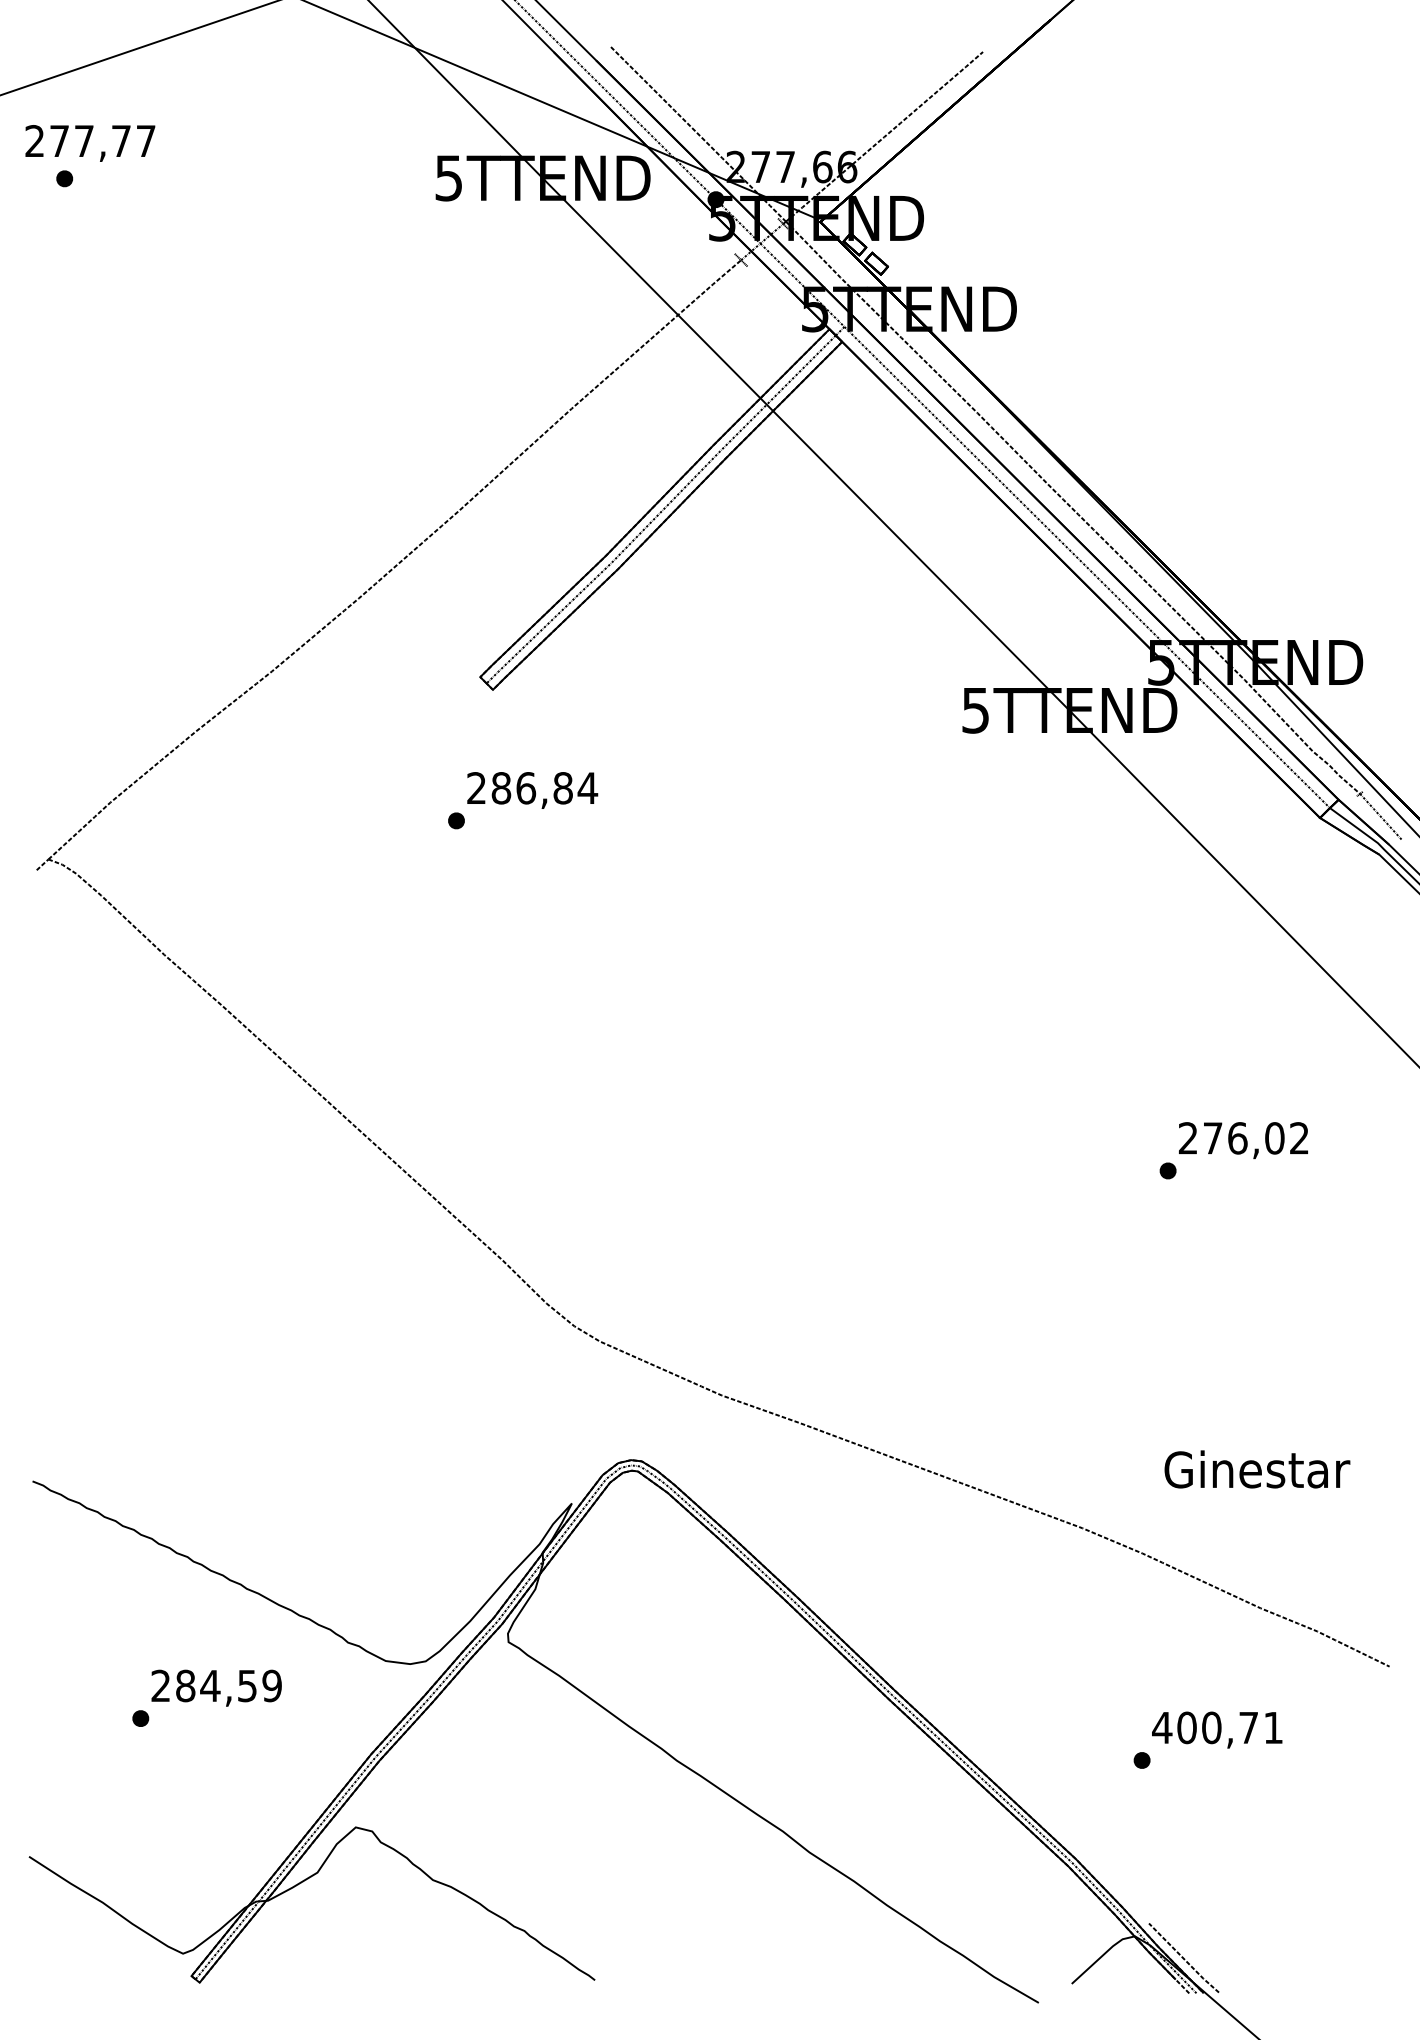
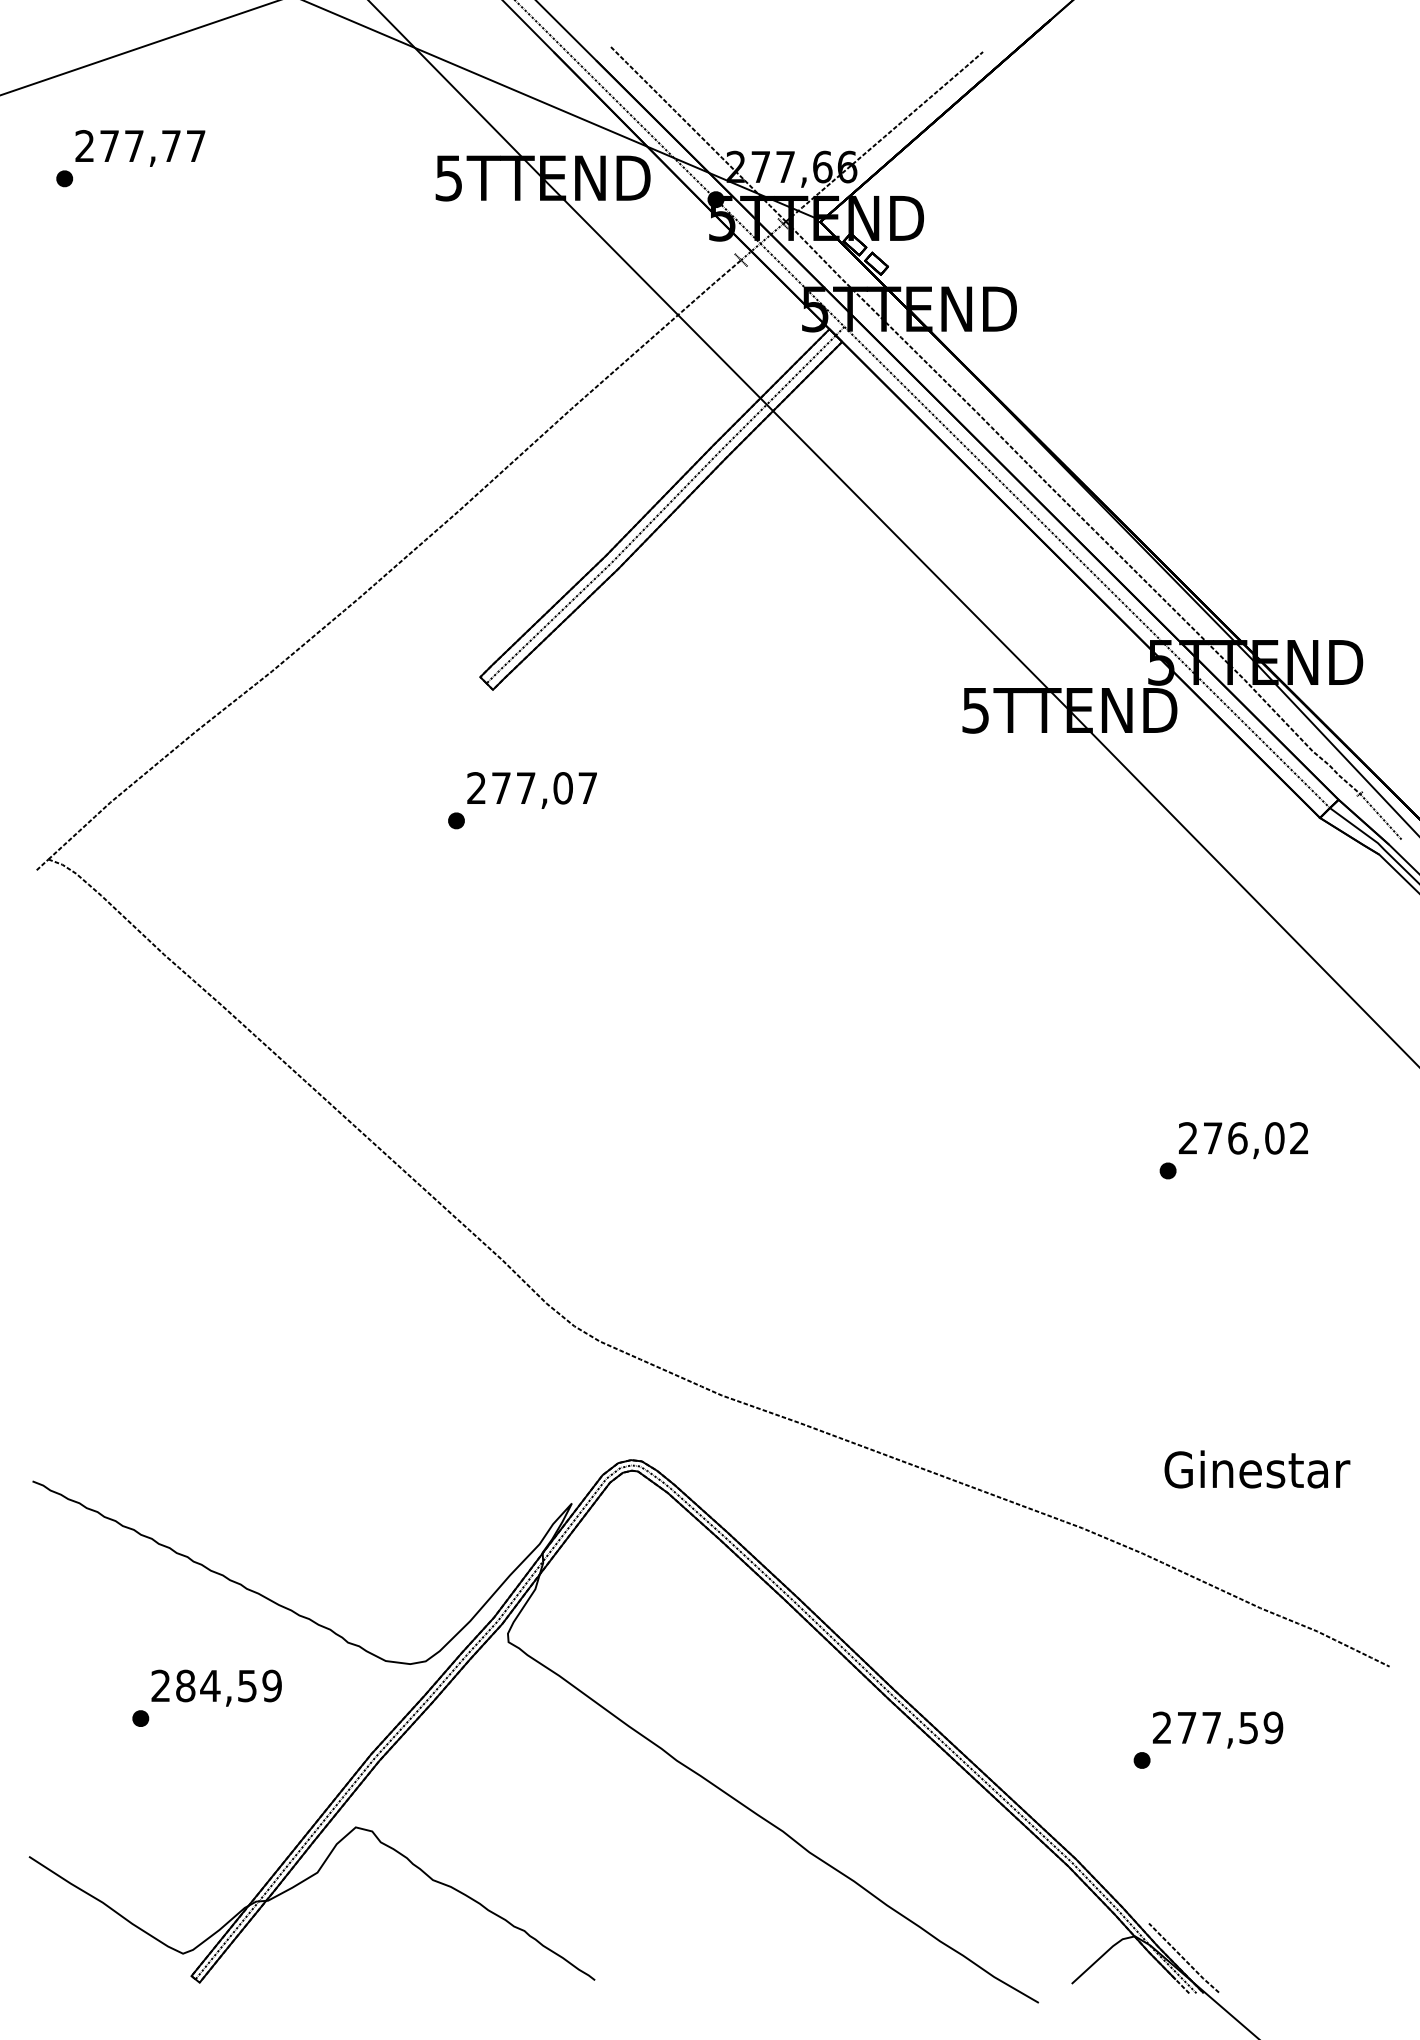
text position: (90, 143) -> (140, 148) (140, 148)
text: 286,84 -> 277,07 (544, 788)
text: 400,71 -> 277,59 (1217, 1727)
